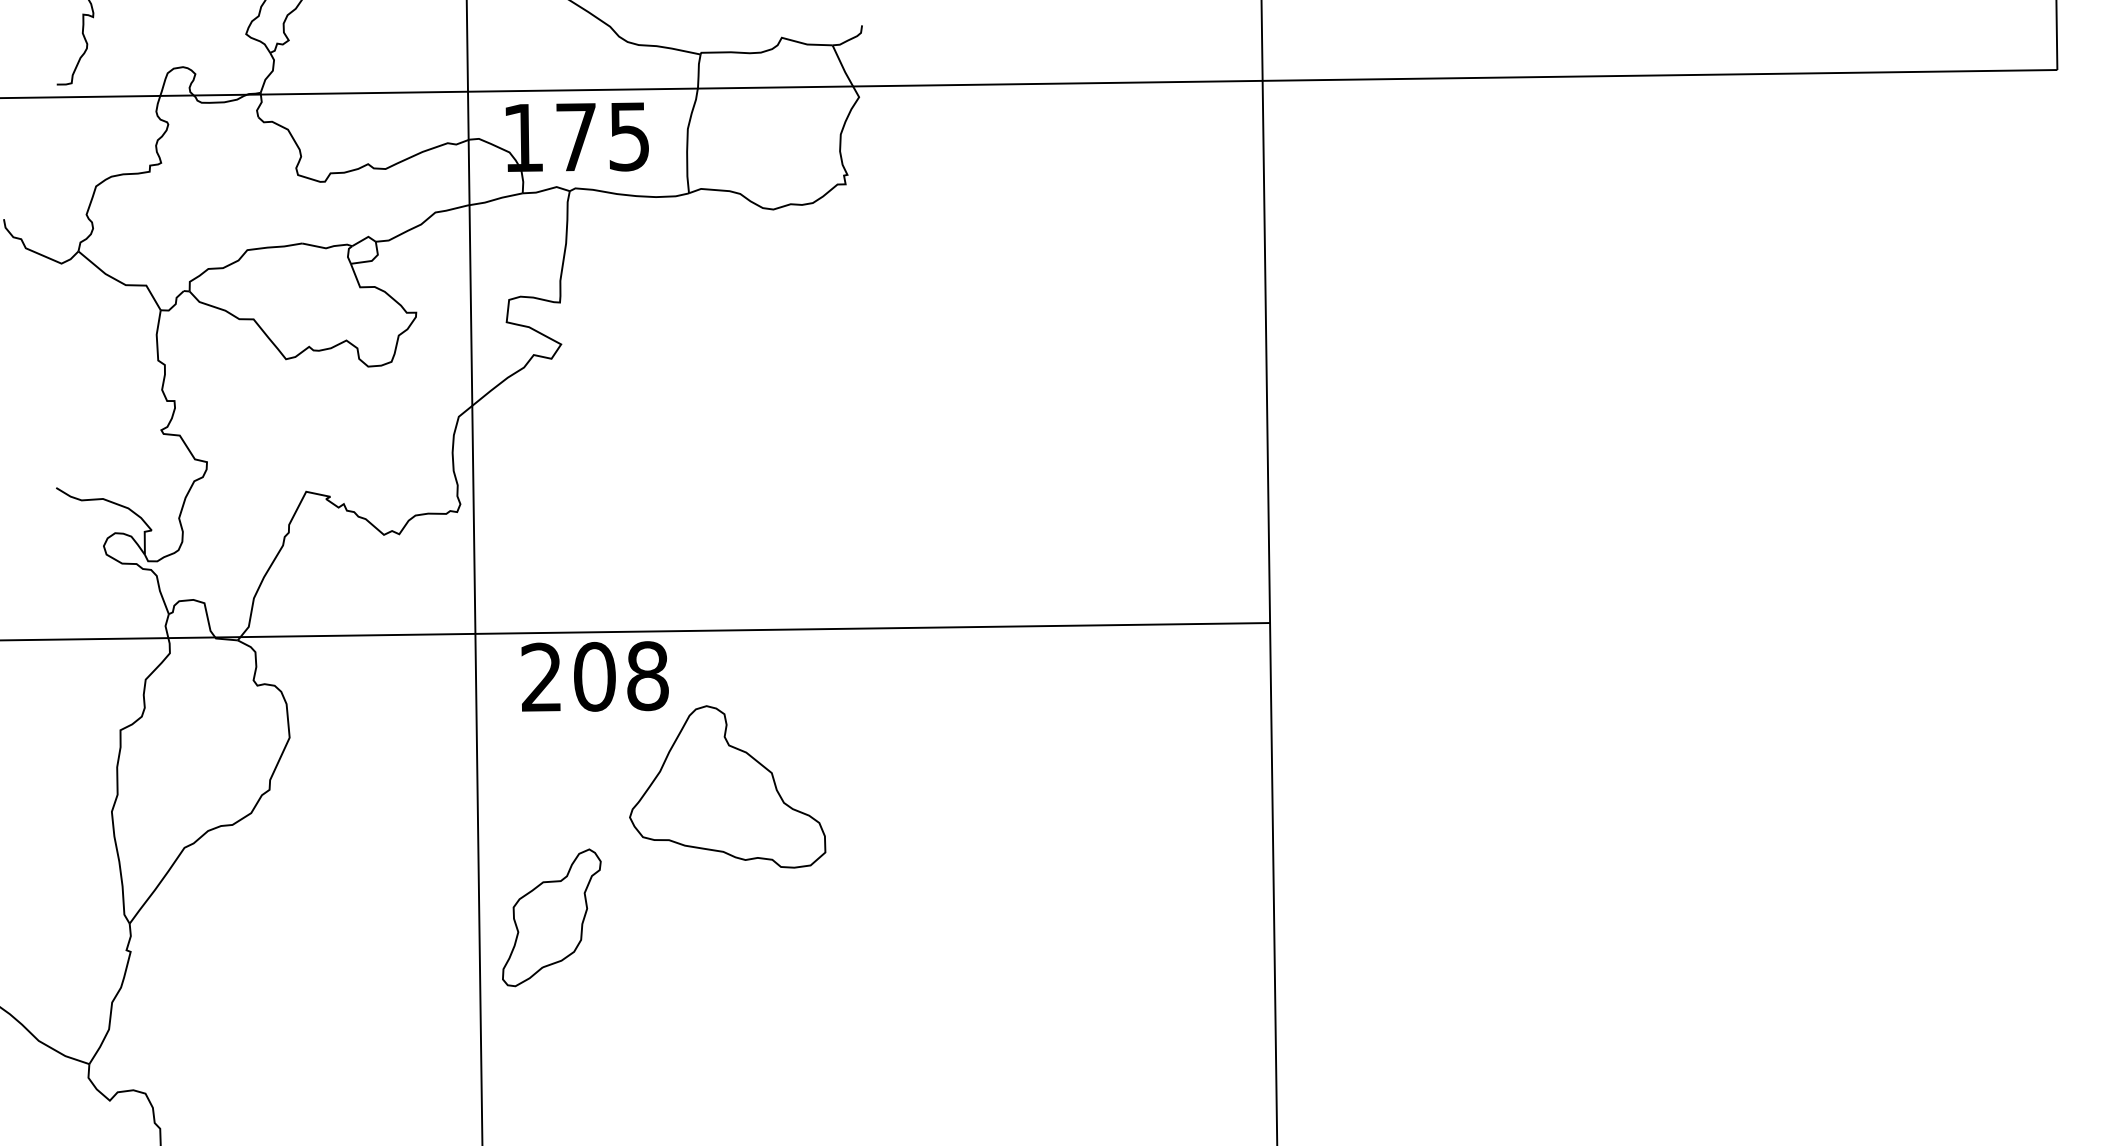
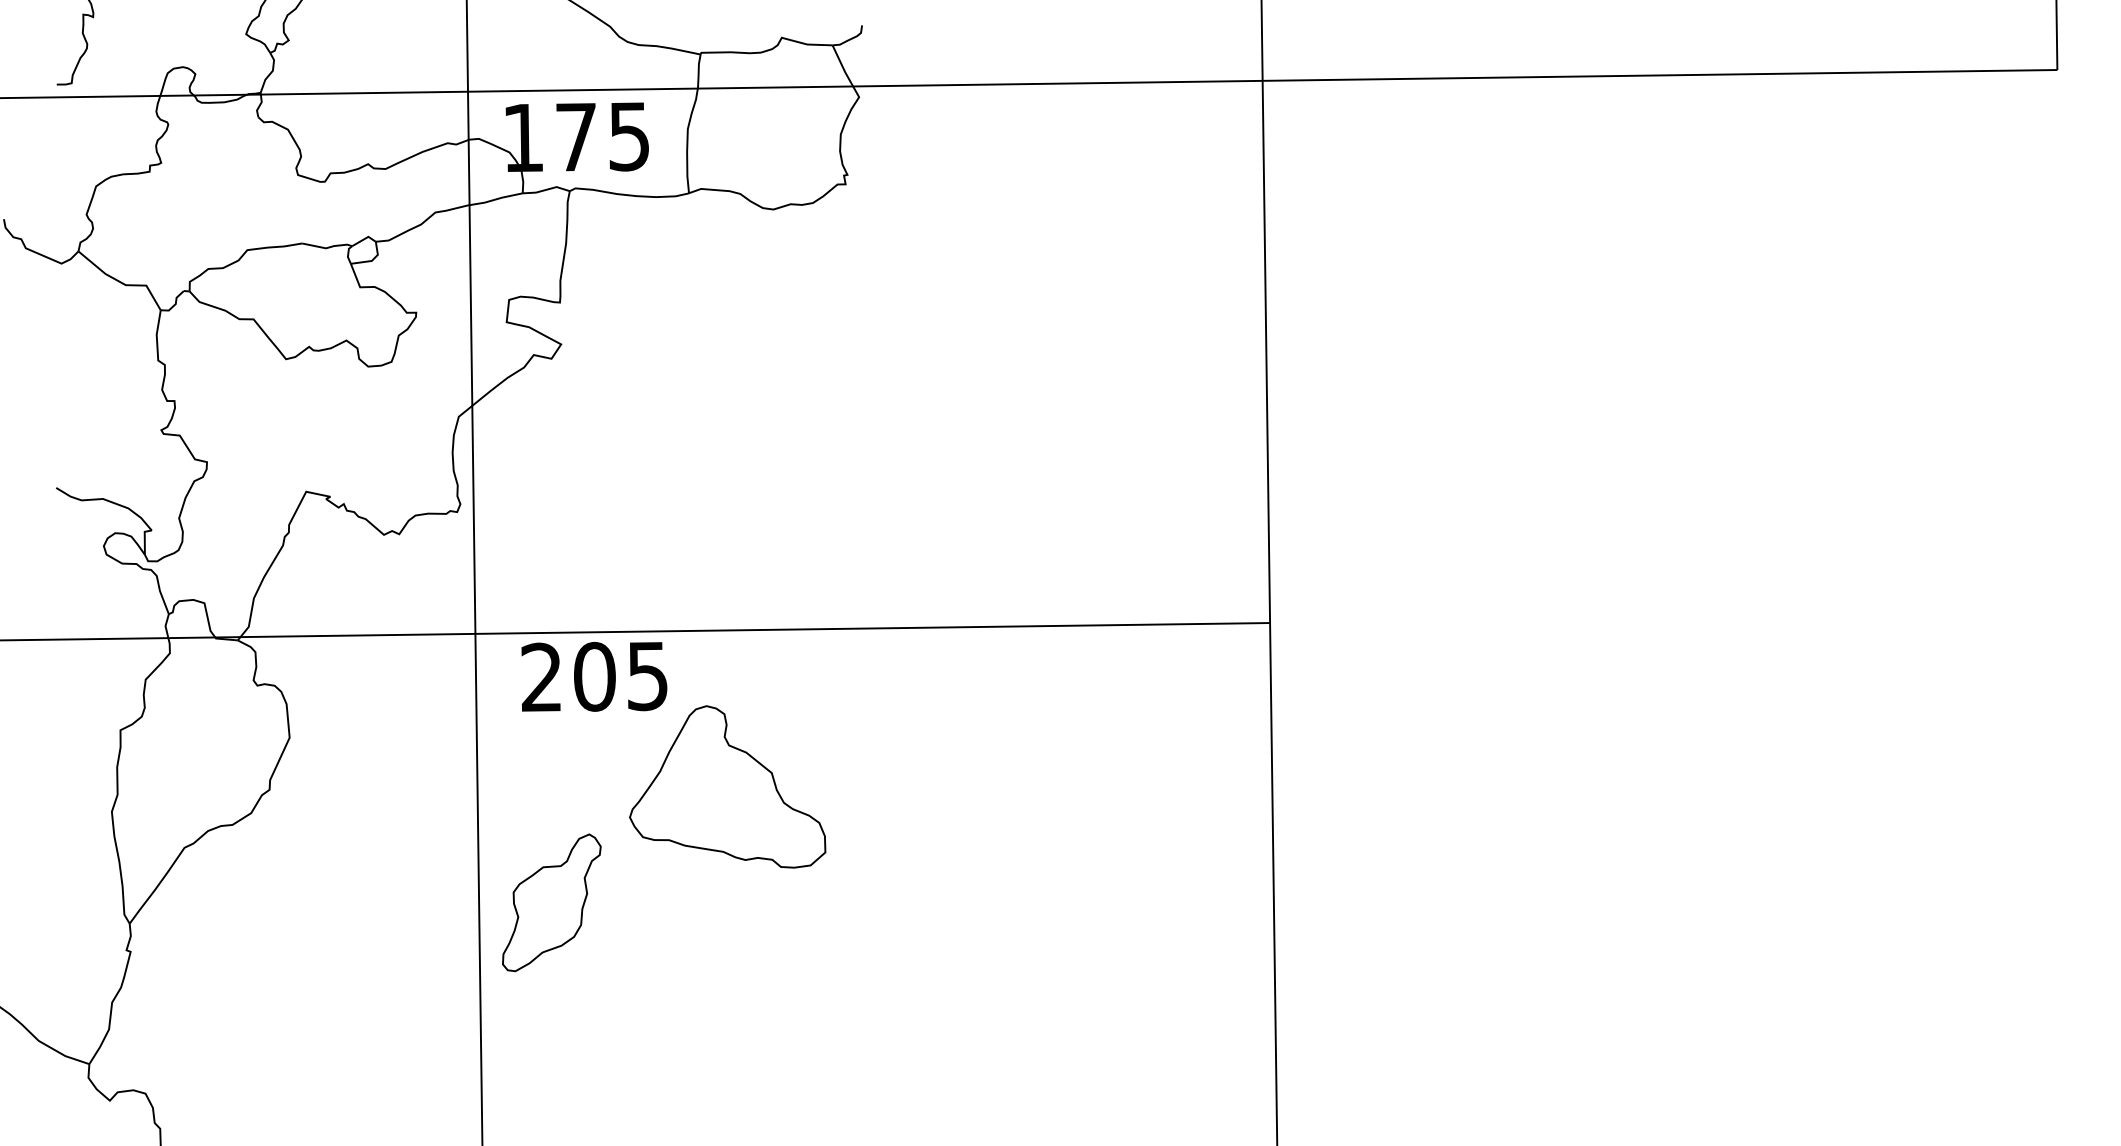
text: 208 -> 205 (647, 676)
part position: (551, 917) -> (551, 902) (551, 902)
